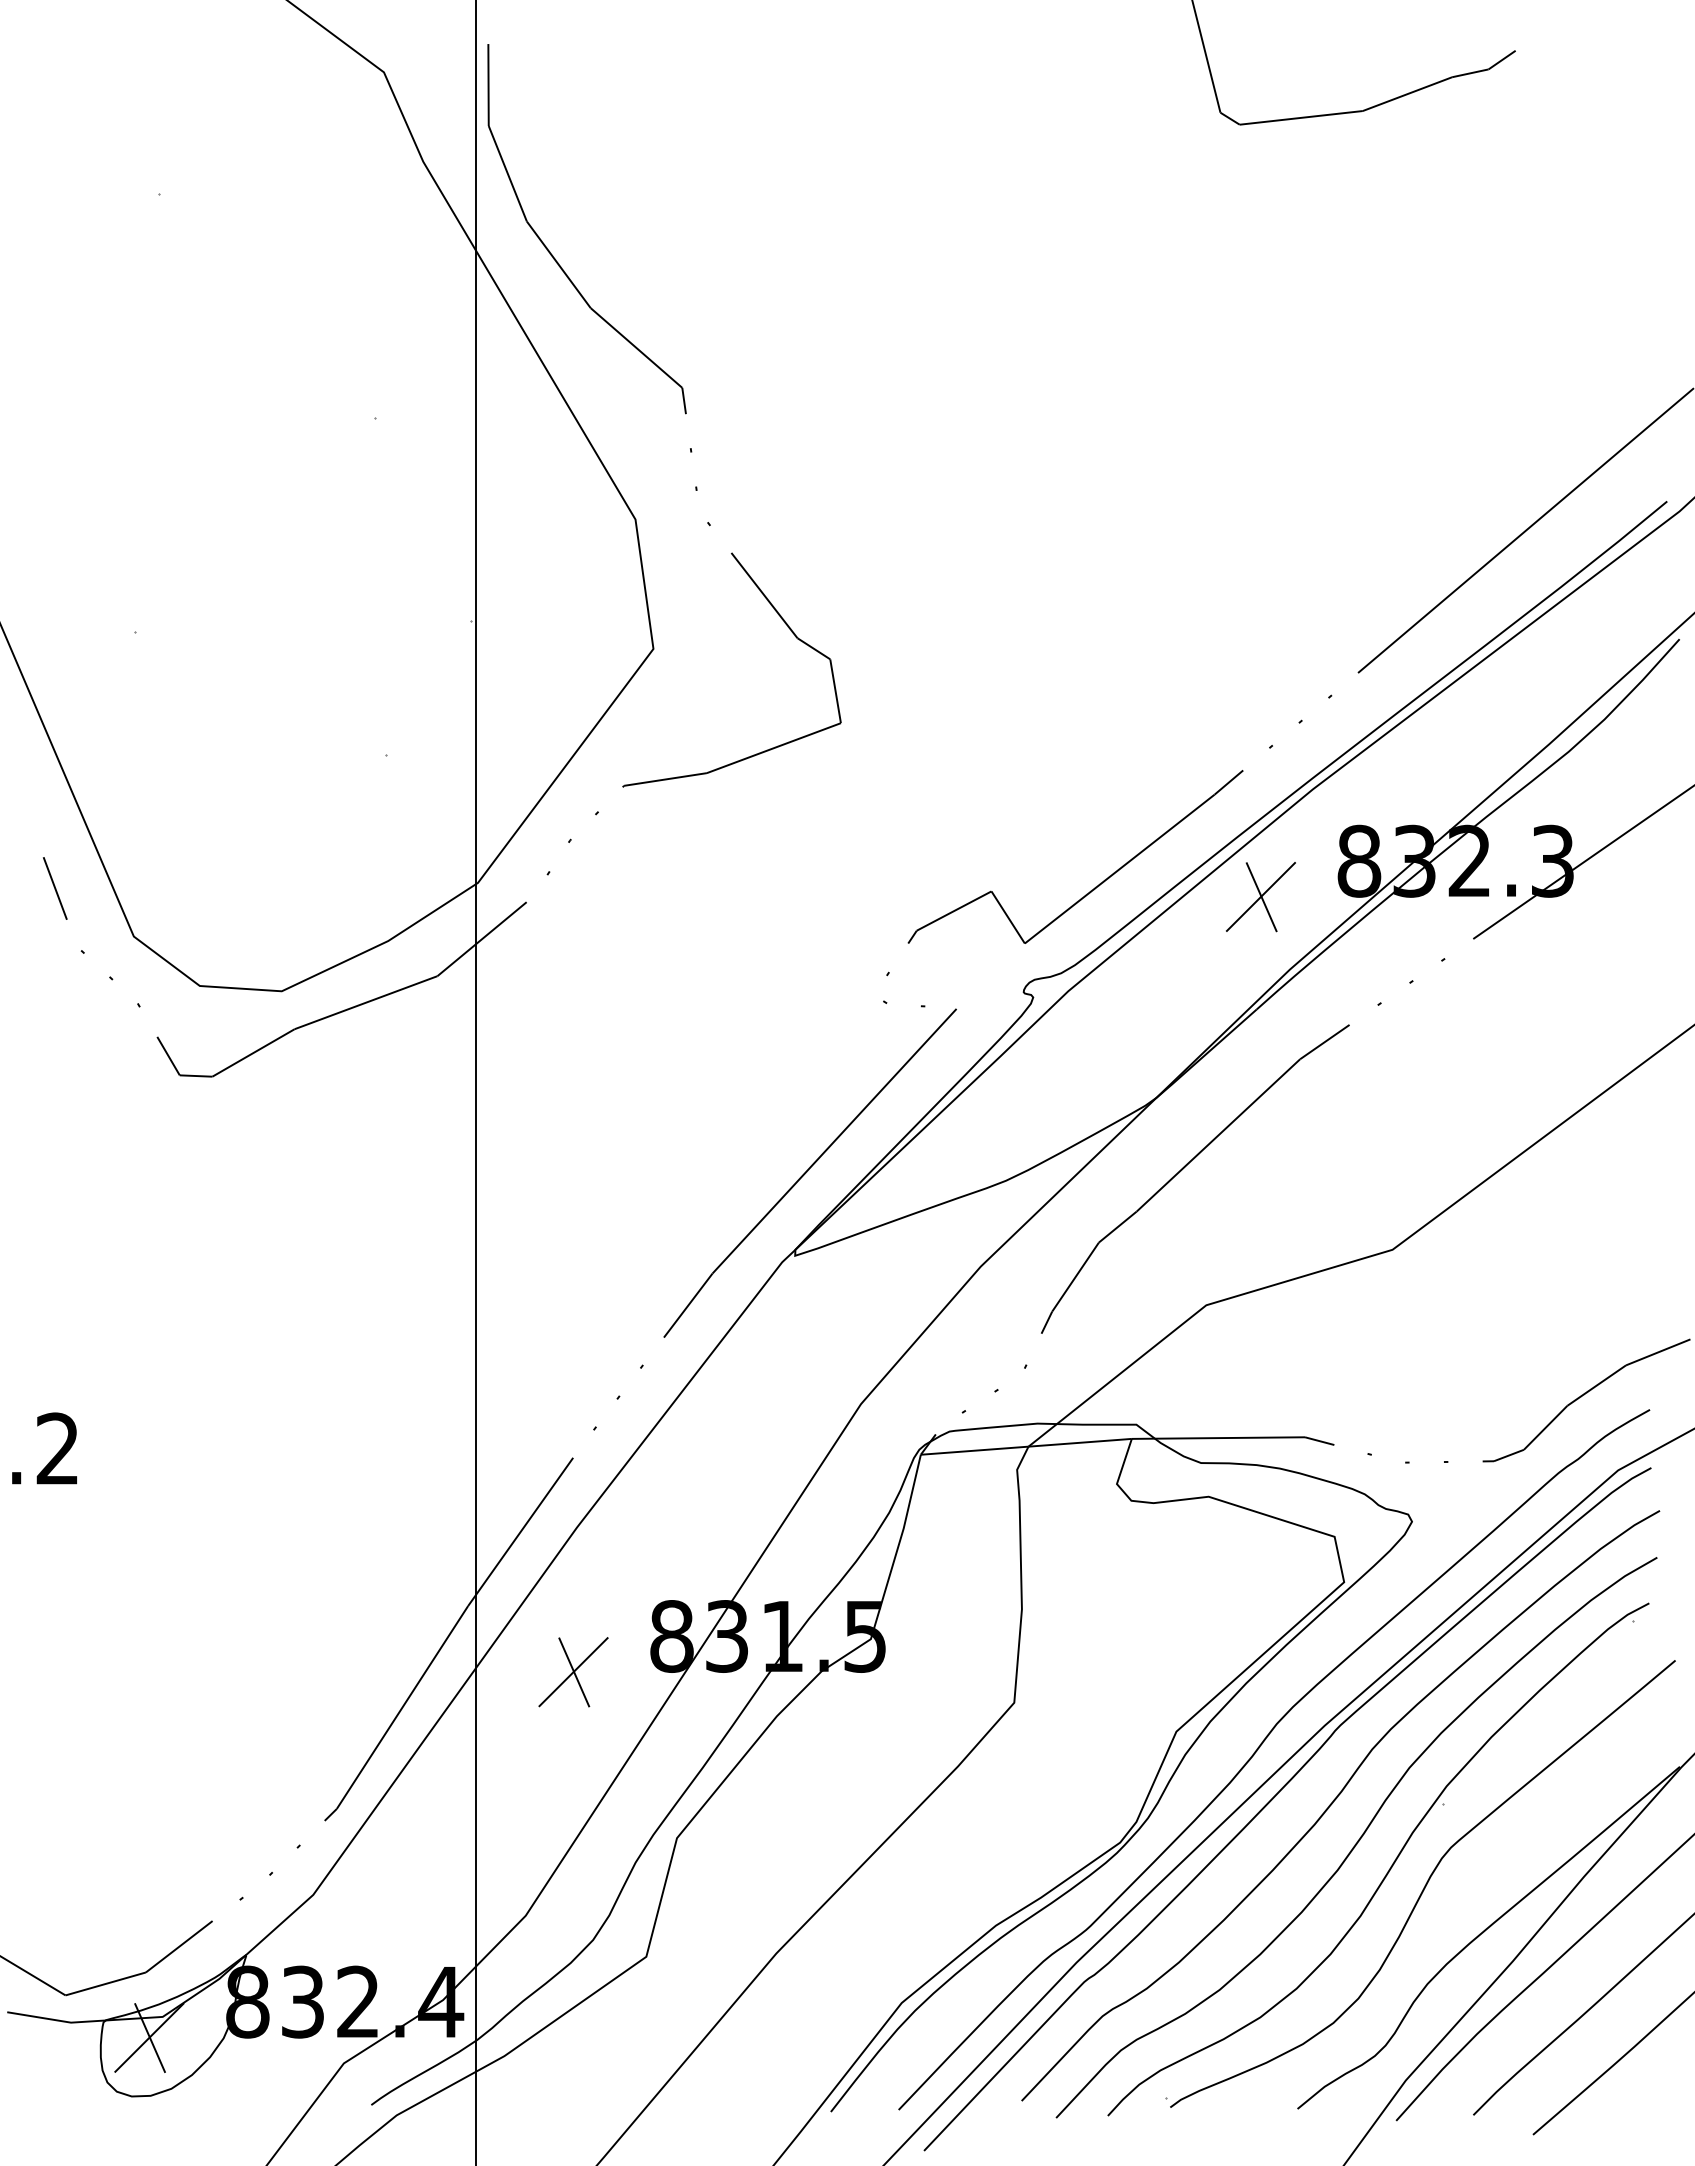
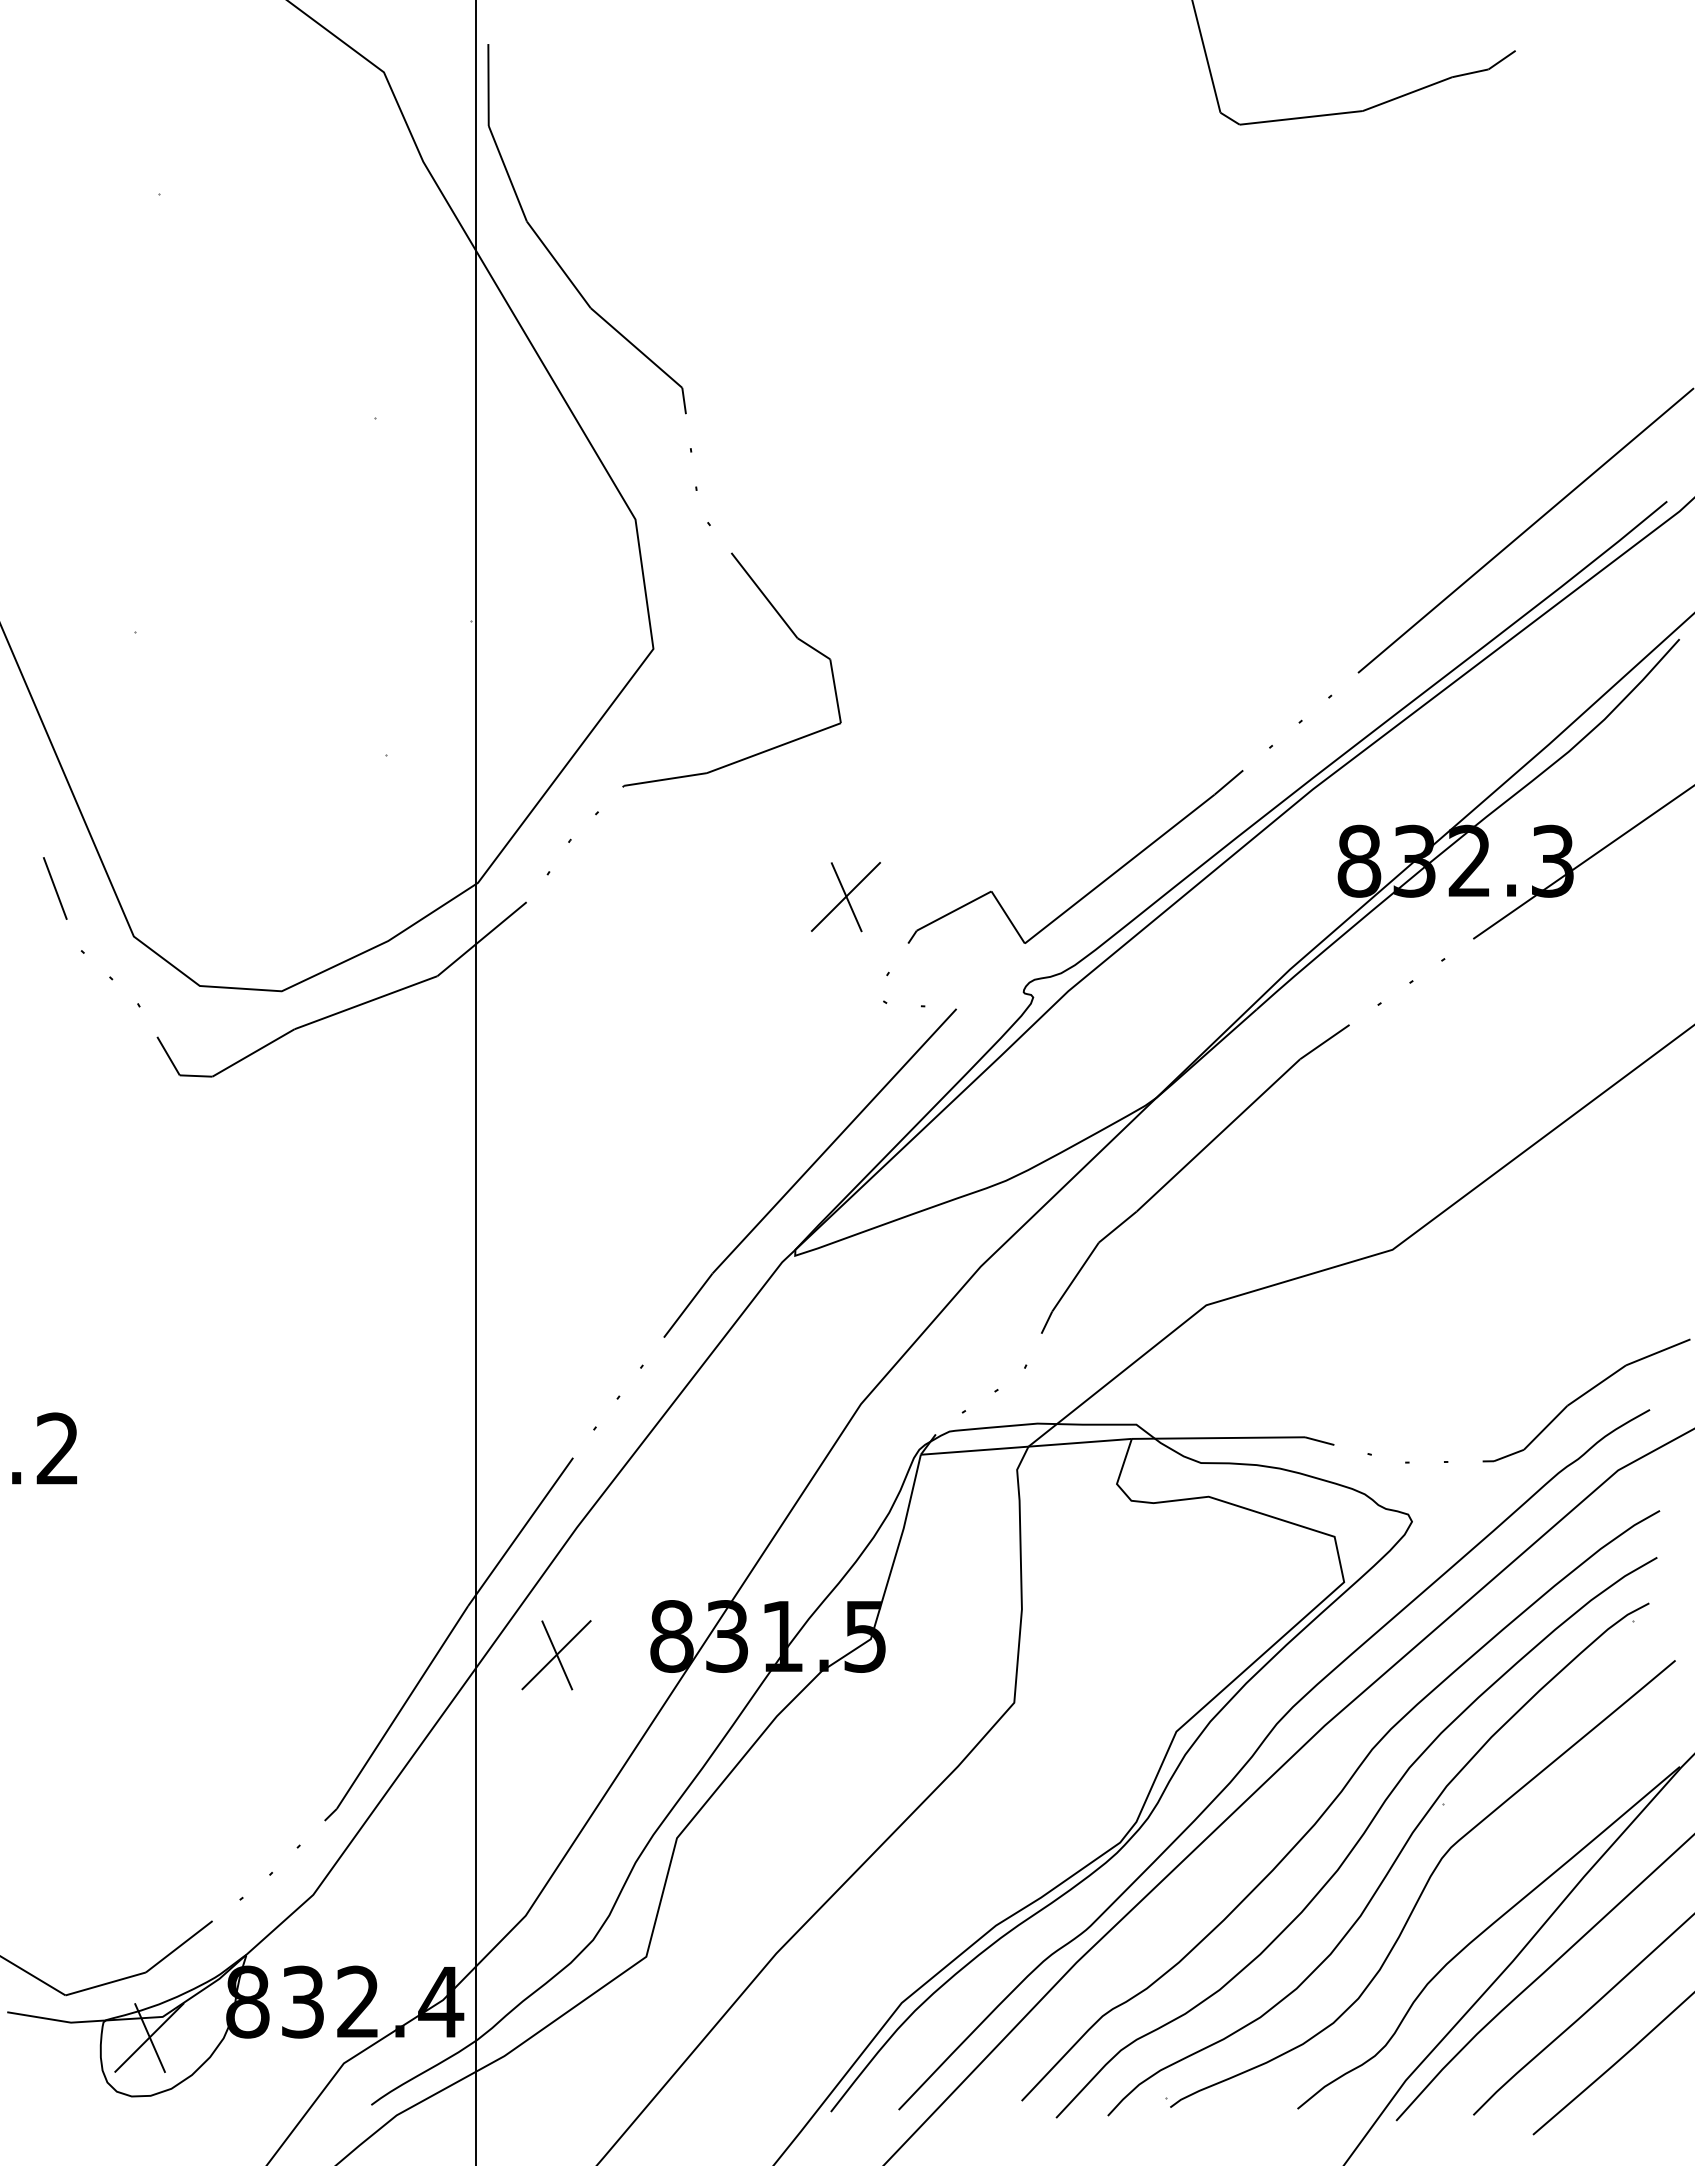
part position: (1260, 897) -> (845, 897) (845, 897)
part position: (573, 1672) -> (556, 1655) (556, 1655)
curve: present -> none (1275, 1797)
